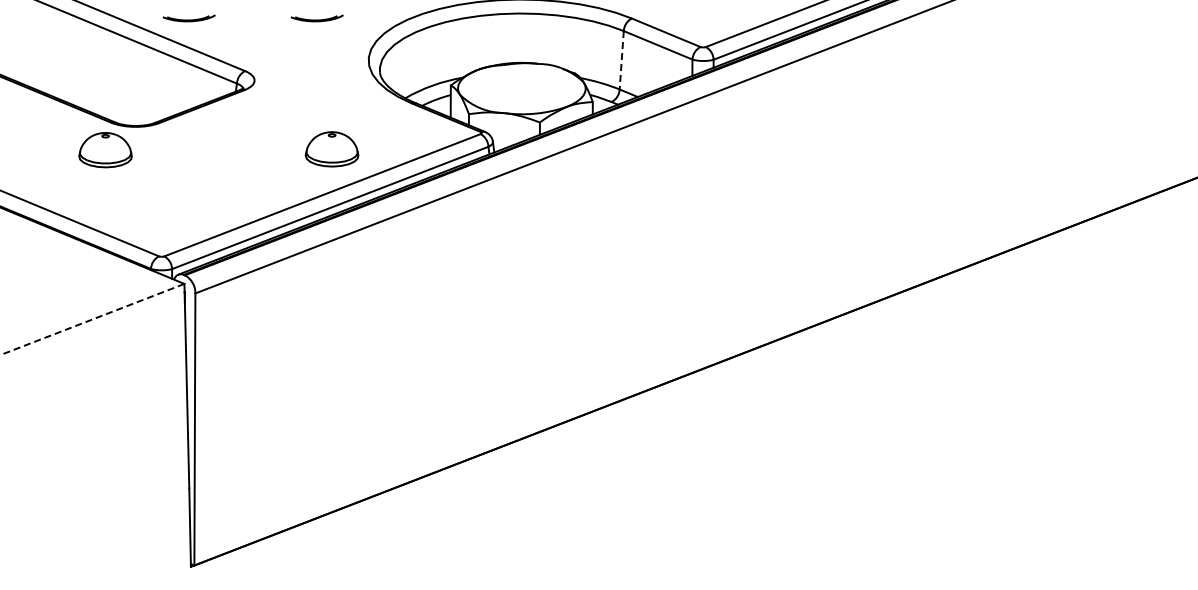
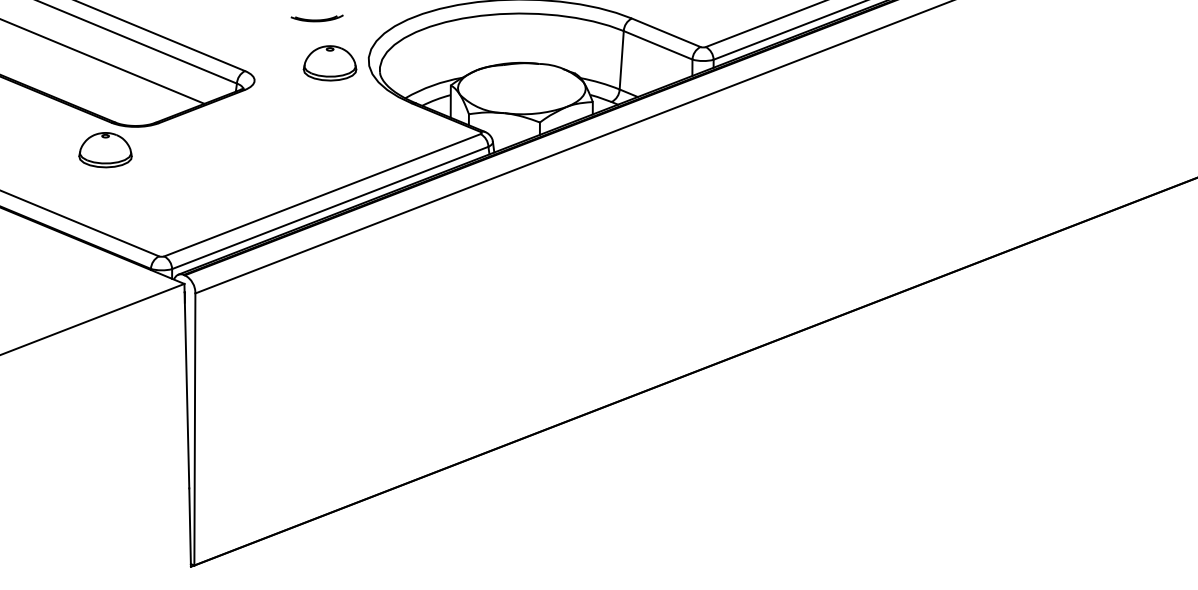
part: present -> none (188, 18)
line: dashed -> solid (621, 60)
line: none -> present (103, 61)
part position: (331, 149) -> (329, 63) (329, 63)
line: dashed -> solid (92, 319)
